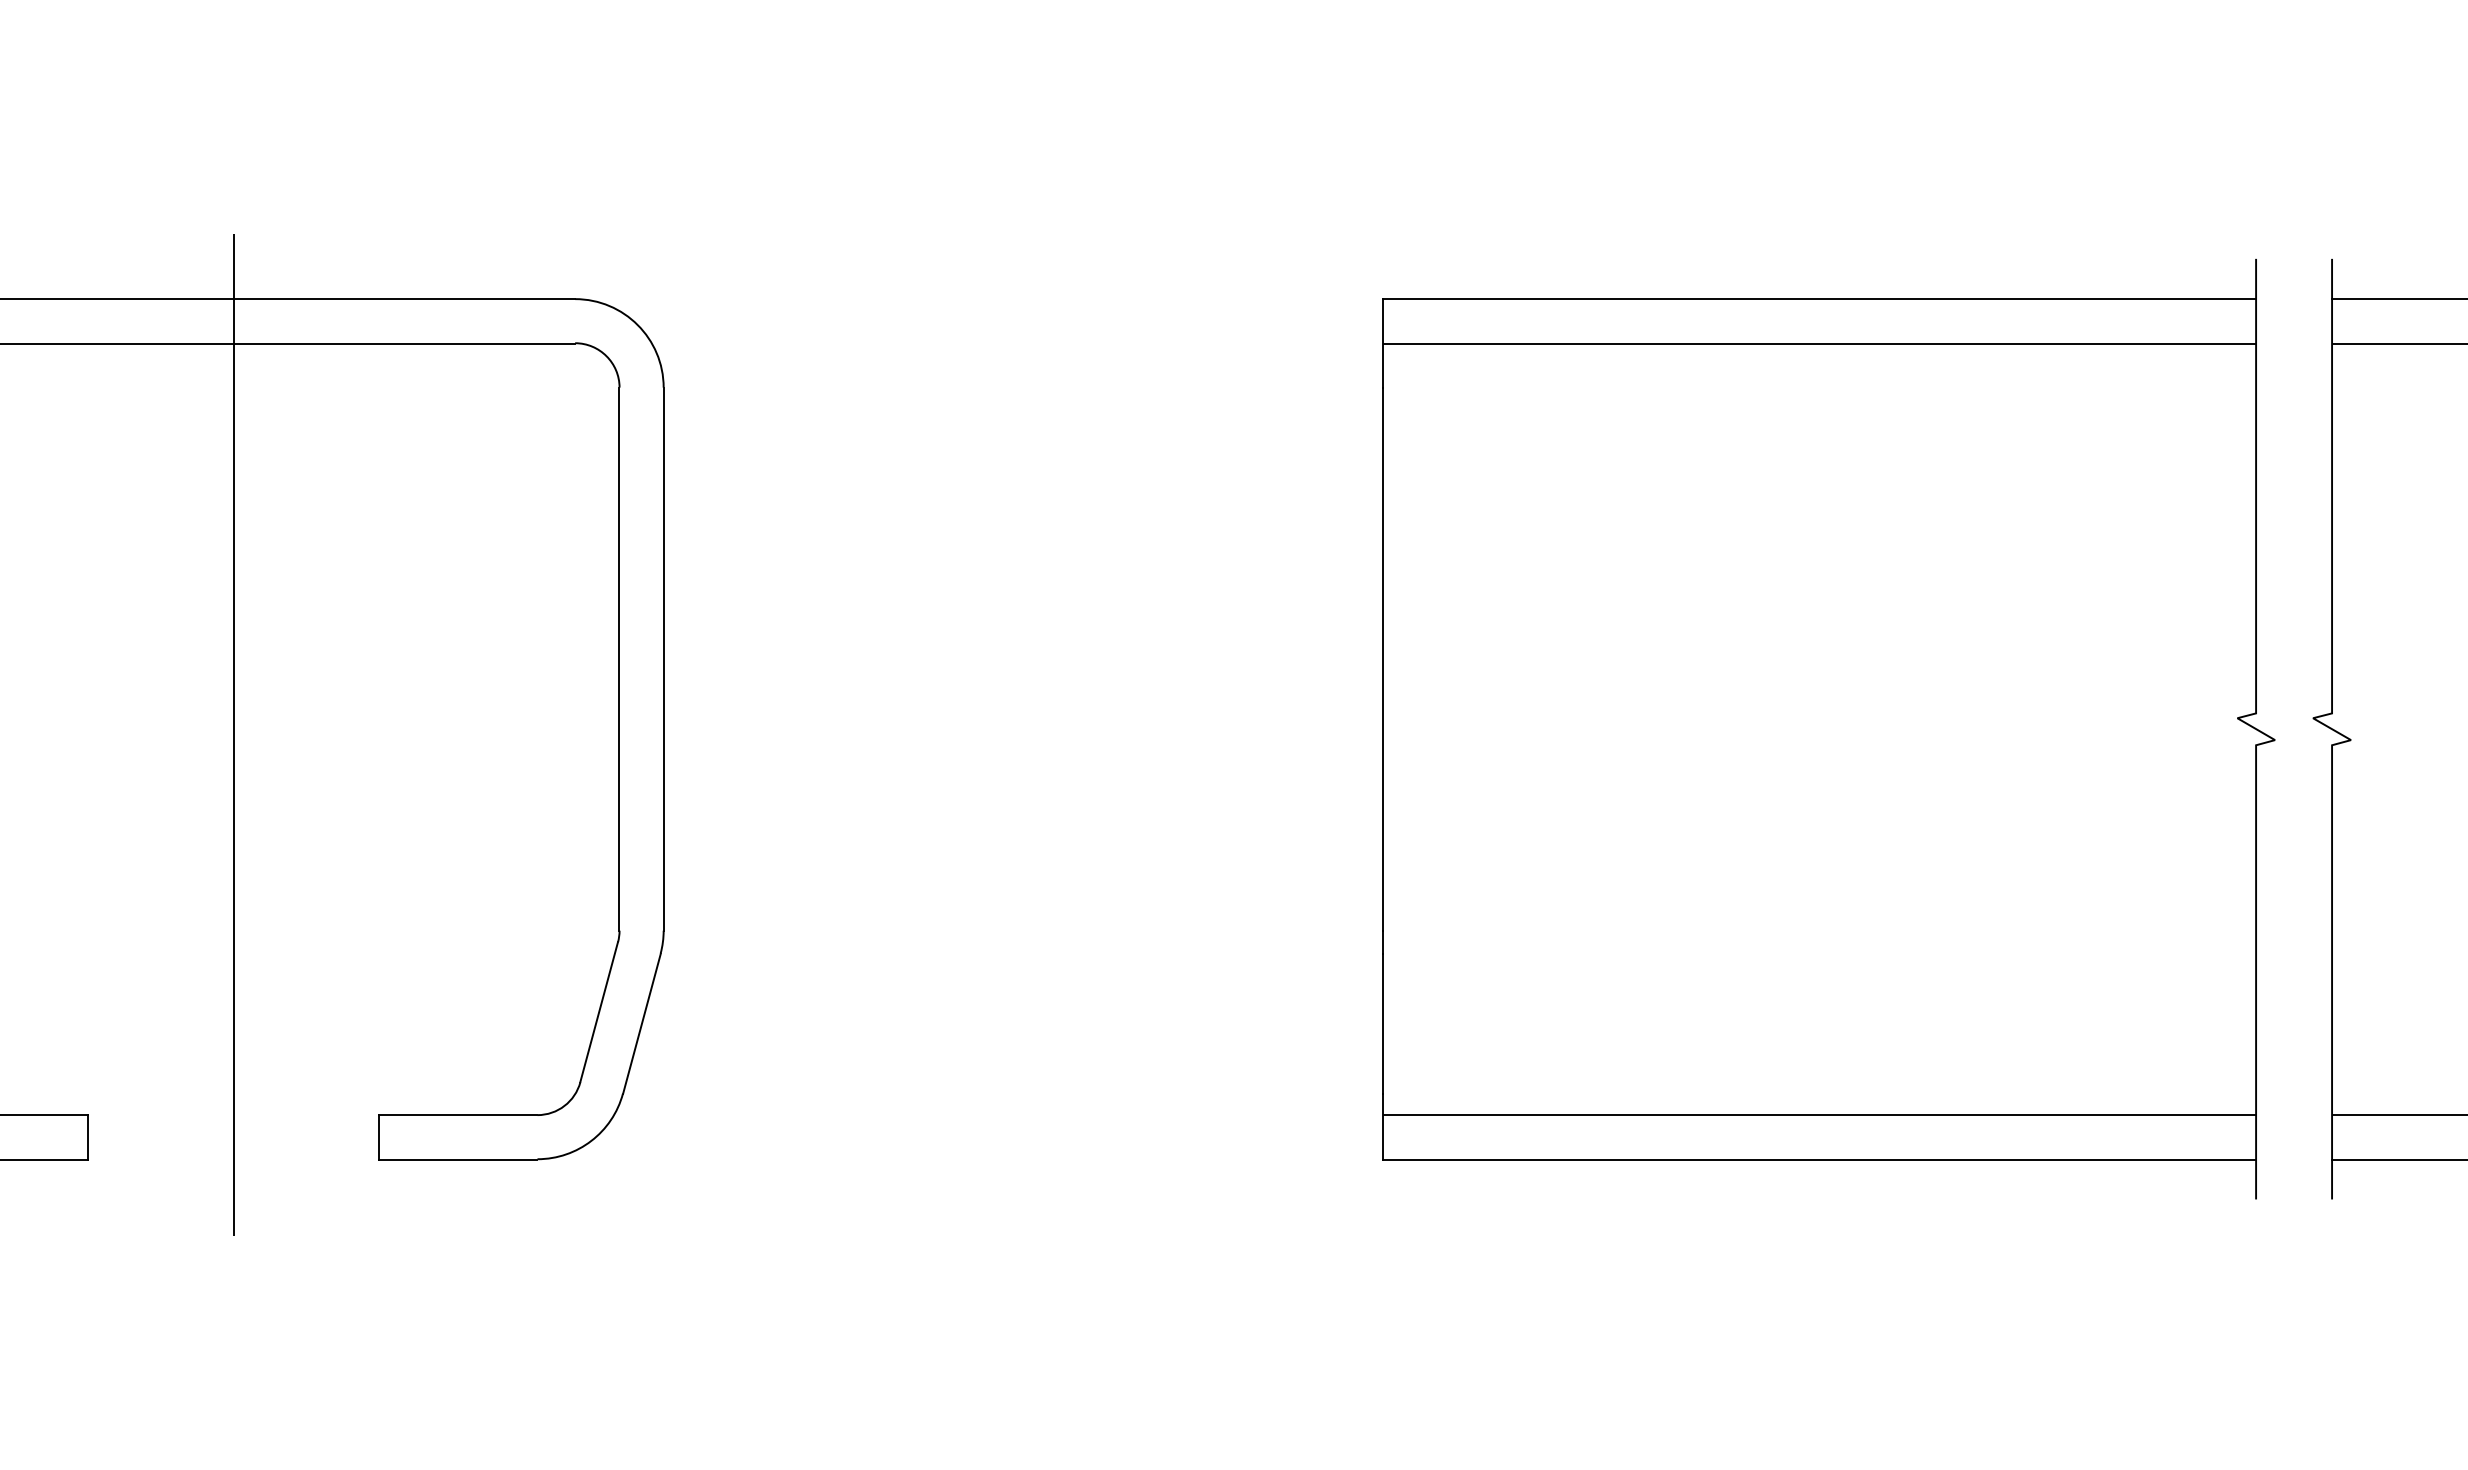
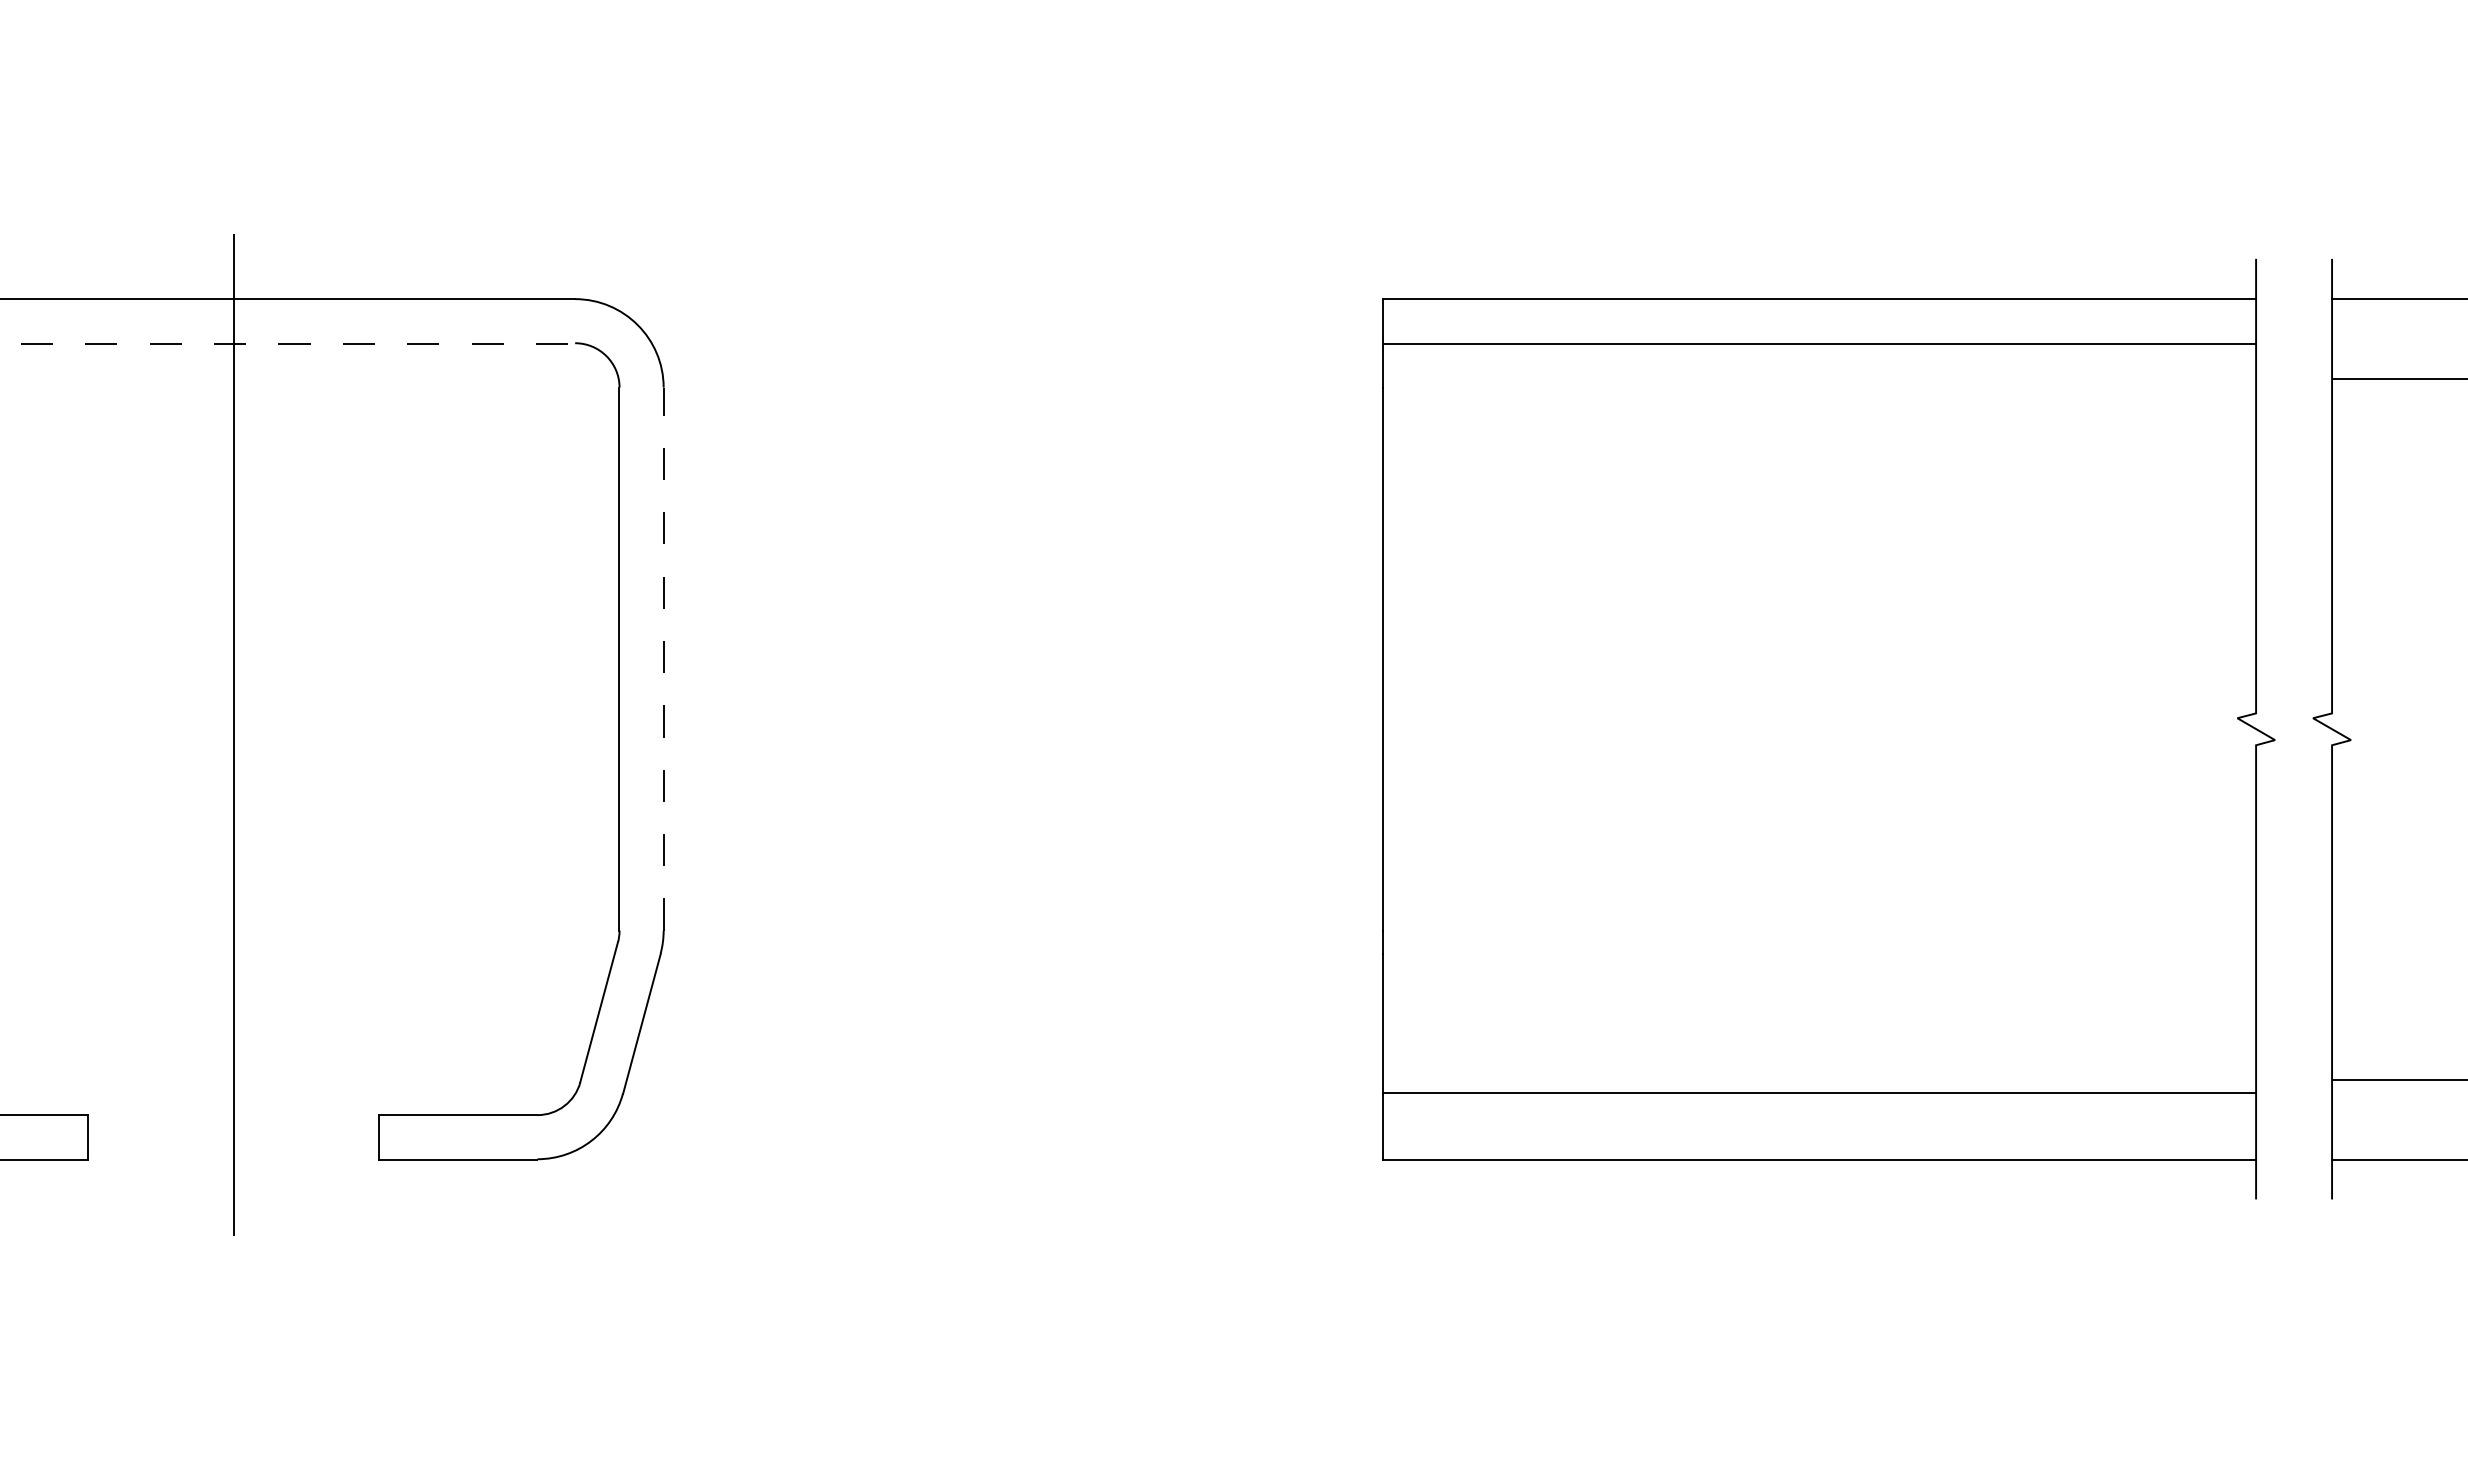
line: solid -> dashed (288, 343)
line position: (2398, 343) -> (2398, 378) (2398, 378)
line: solid -> dashed (663, 659)
line position: (1819, 1115) -> (1819, 1093) (1819, 1093)
line position: (2398, 1115) -> (2398, 1080) (2398, 1080)
